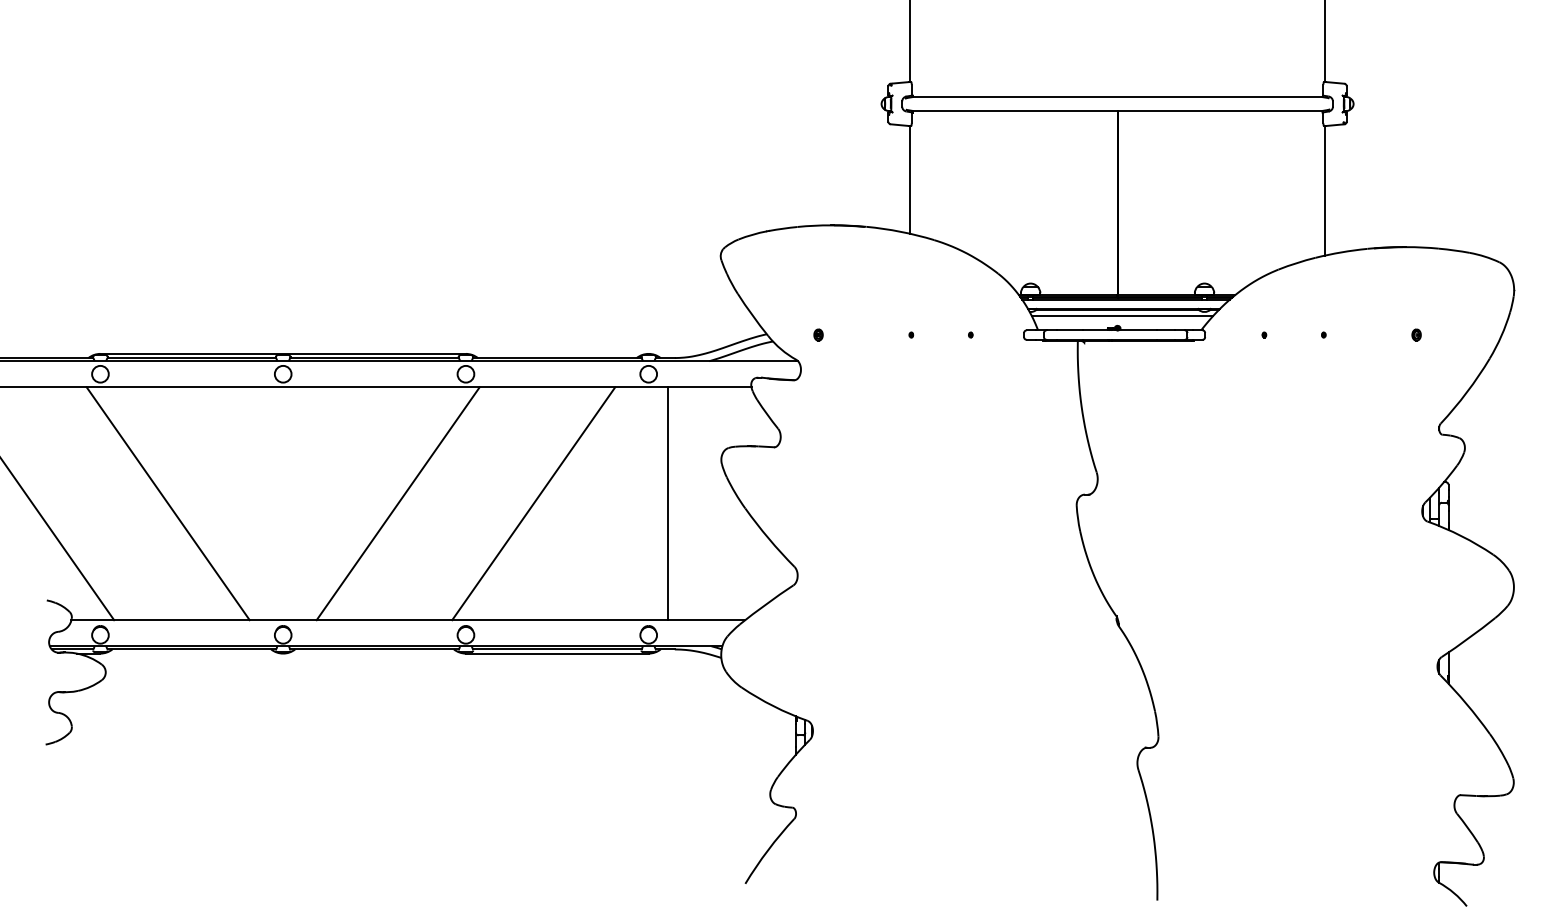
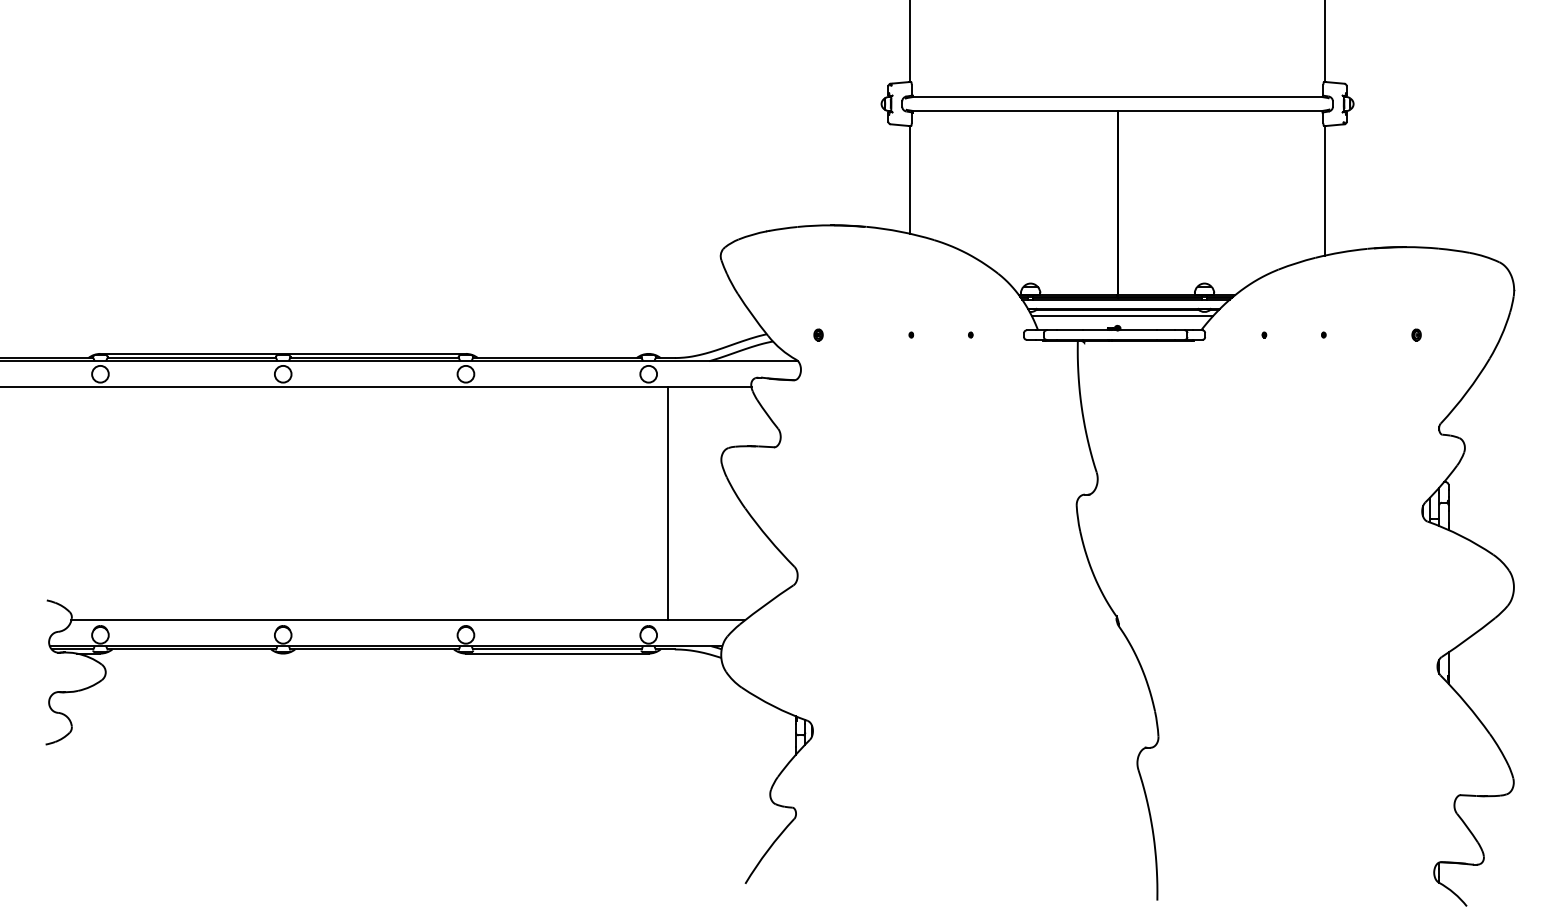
line: present -> none (167, 503)
line: present -> none (397, 503)
line: present -> none (533, 503)
line: present -> none (58, 540)
